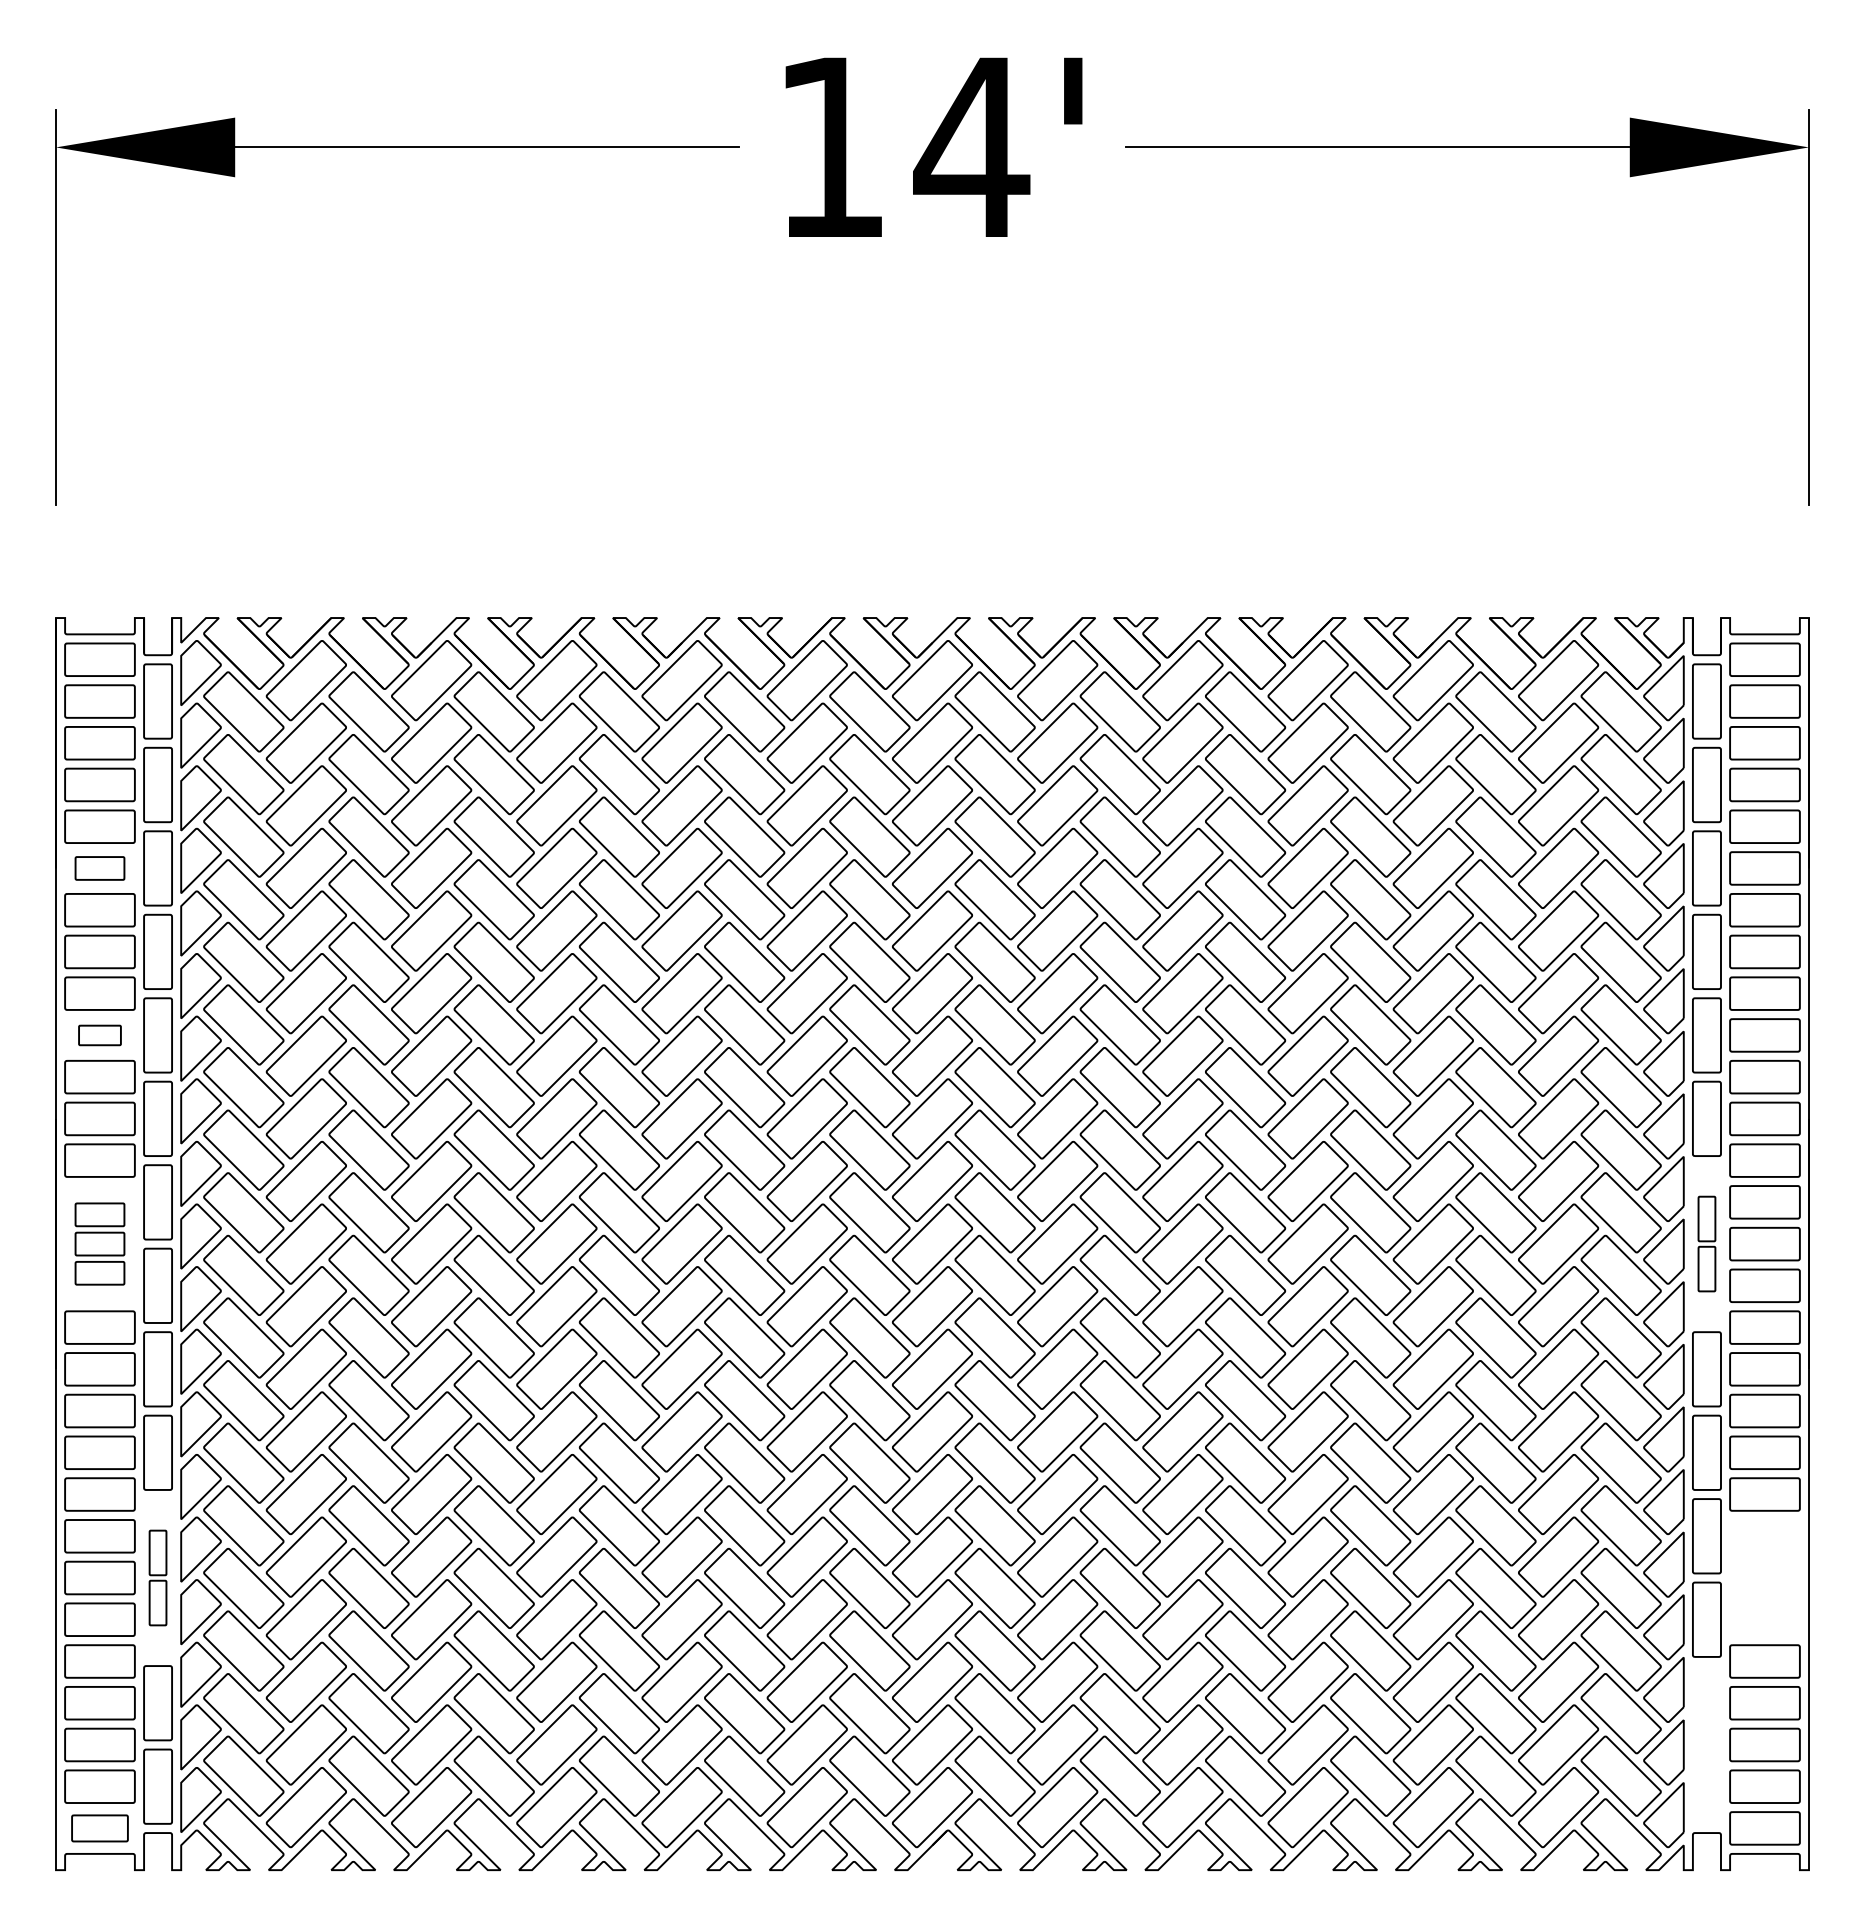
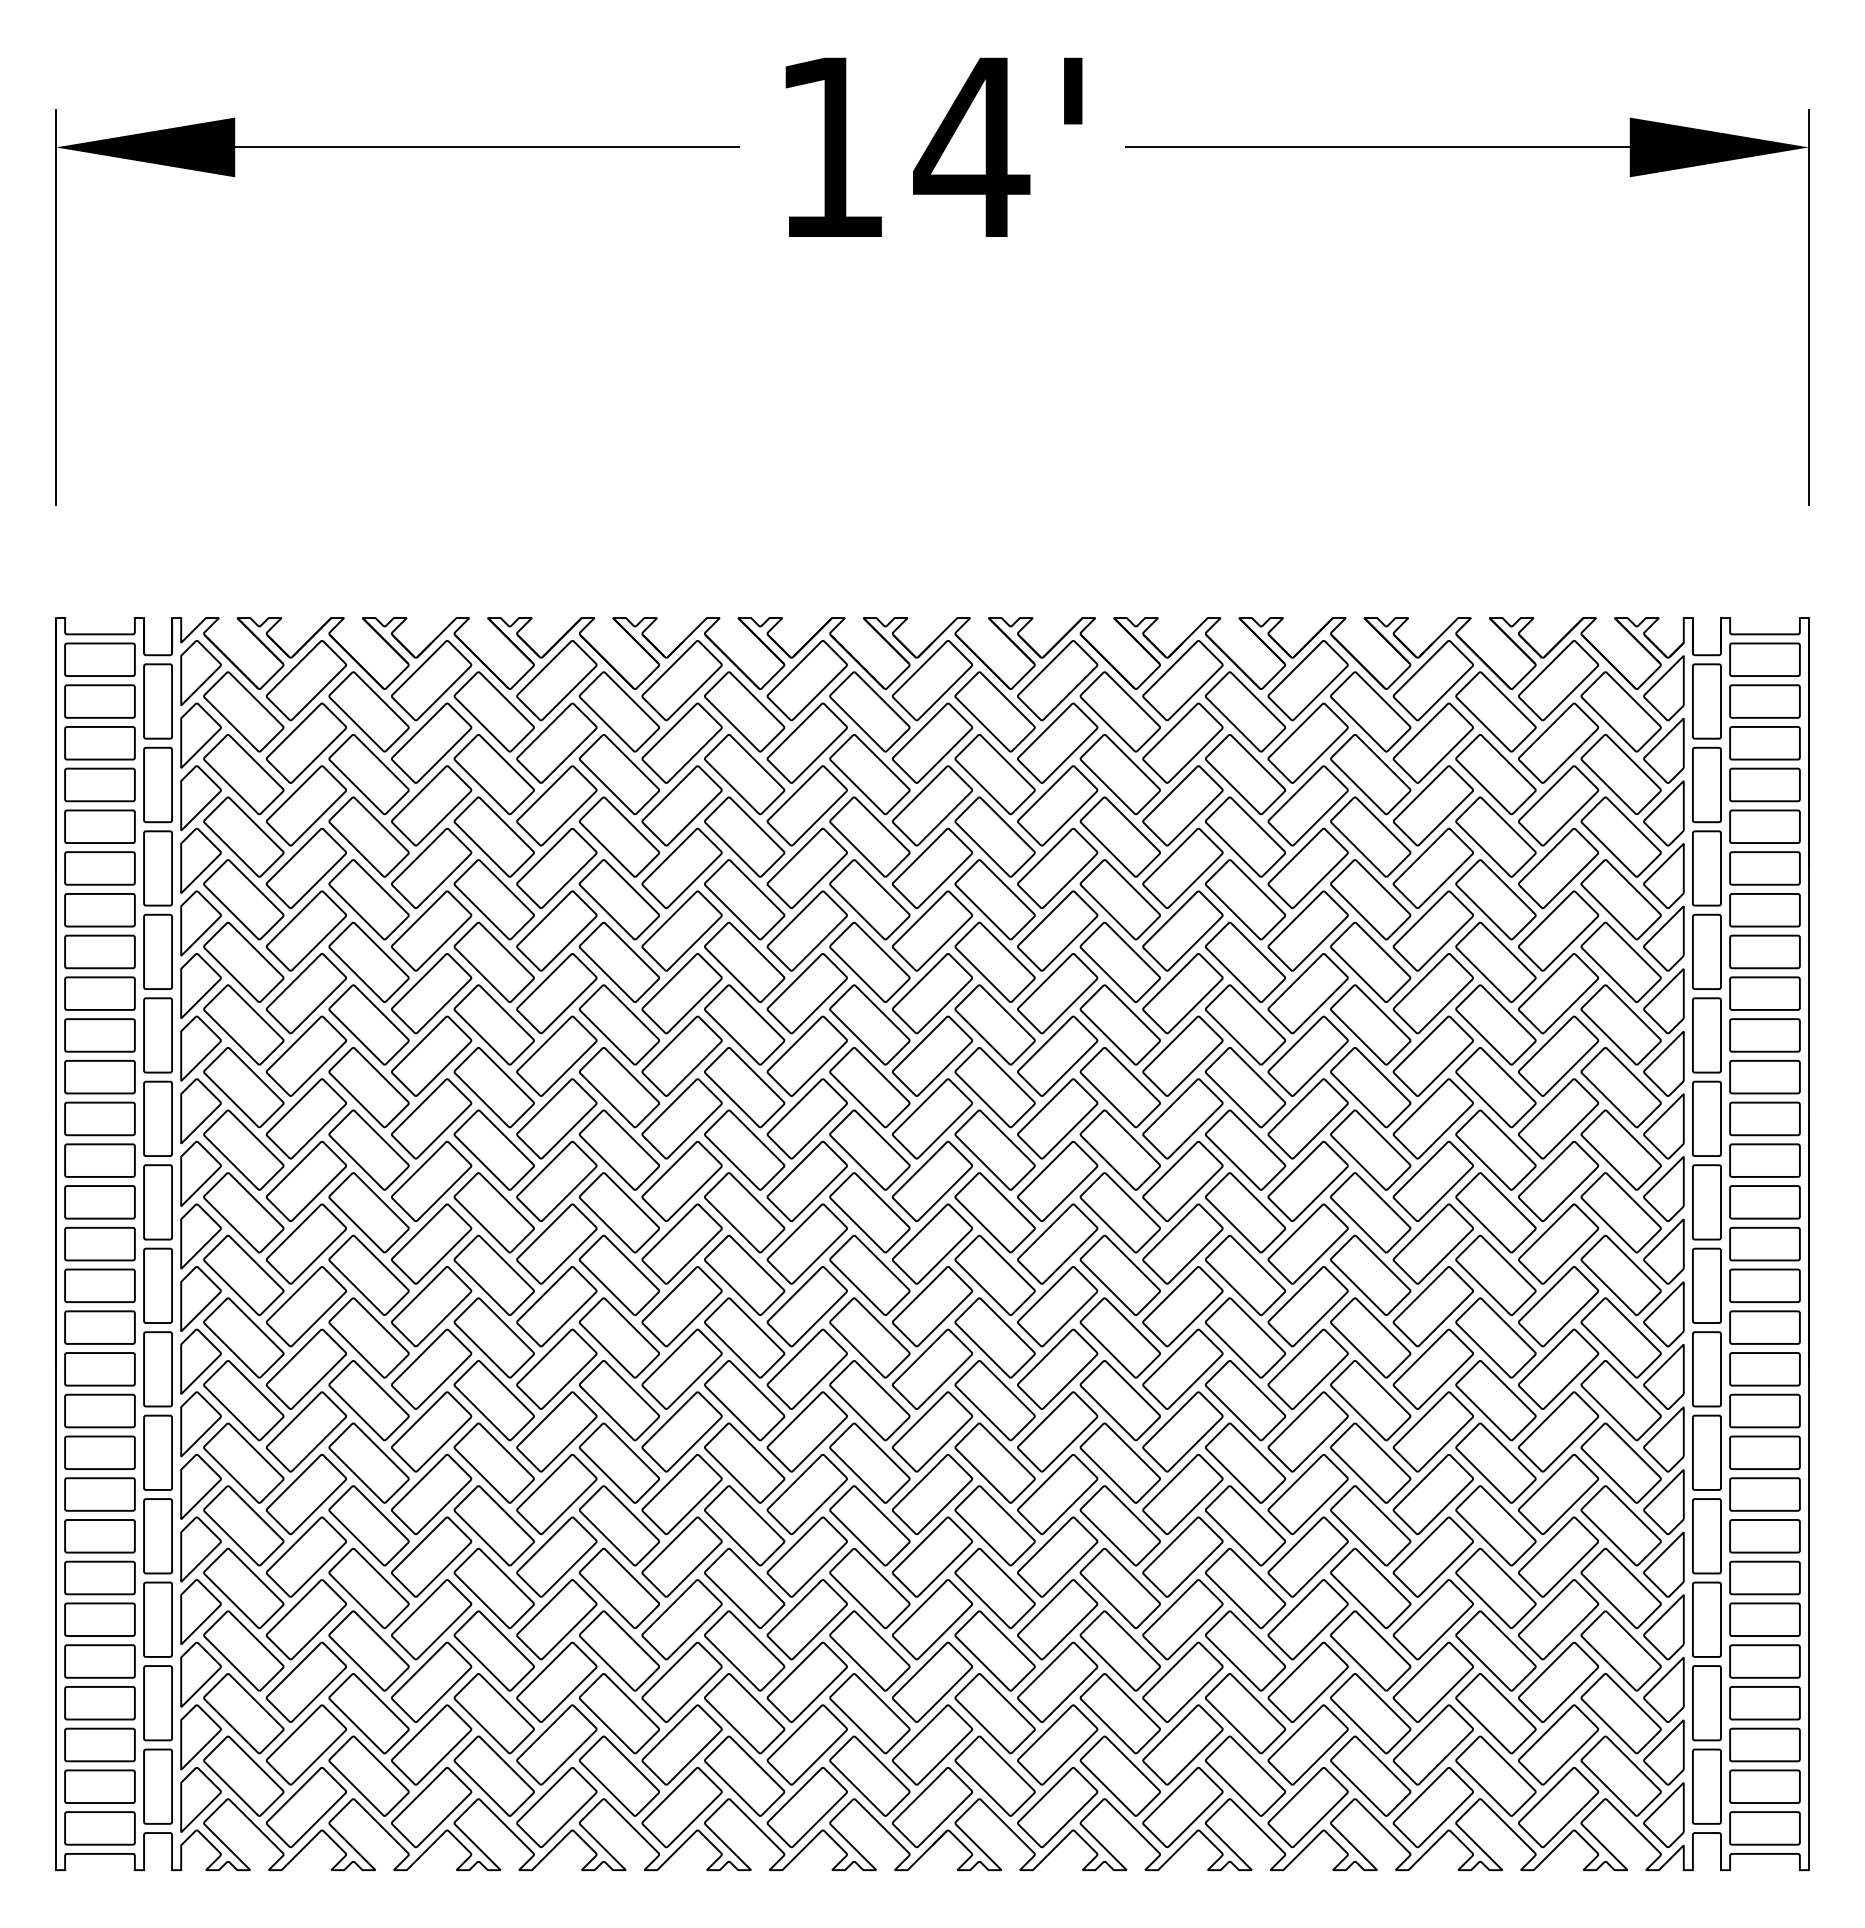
part size: 52x25 px -> 72x35 px (99, 868)
part size: 44x23 px -> 72x35 px (99, 1035)
part size: 52x84 px -> 72x118 px (99, 1243)
part size: 20x98 px -> 30x160 px (1706, 1243)
part size: 20x98 px -> 30x160 px (157, 1577)
part: none -> present (1764, 1577)
part: none -> present (1706, 1744)
part size: 58x29 px -> 72x35 px (99, 1828)
